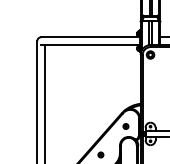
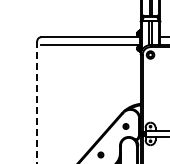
line: solid -> dashed (37, 102)
line: present -> none (45, 102)
